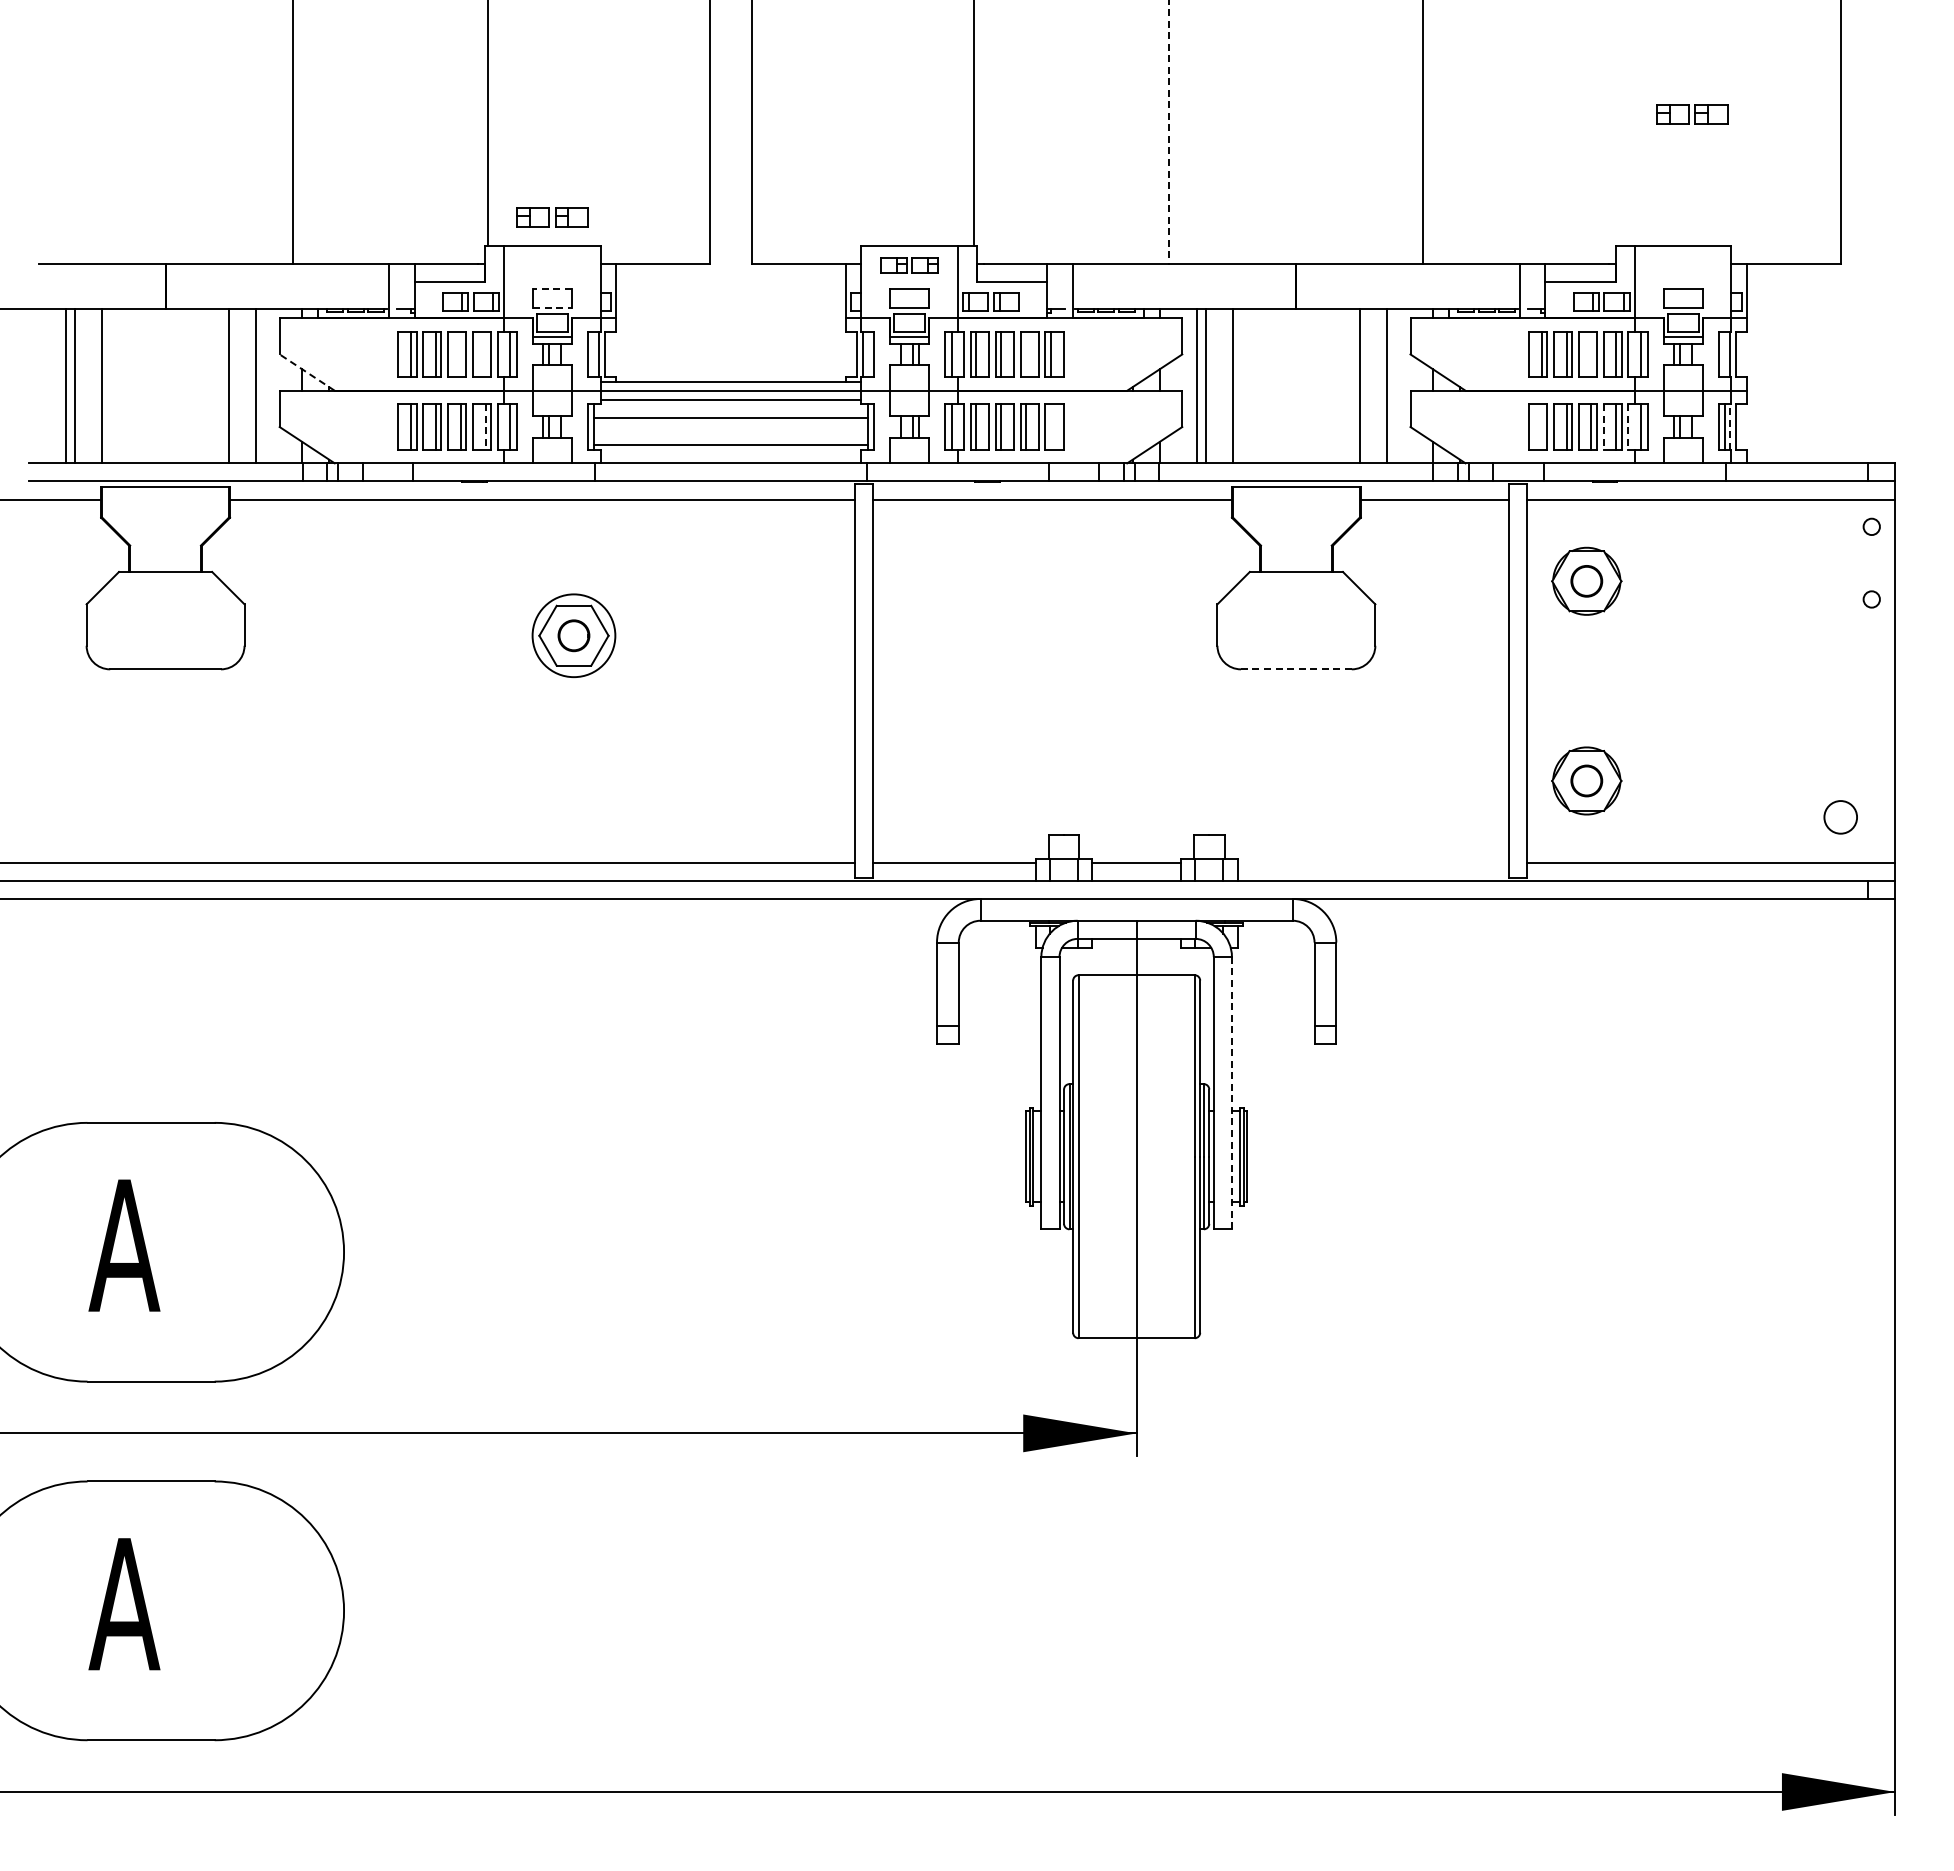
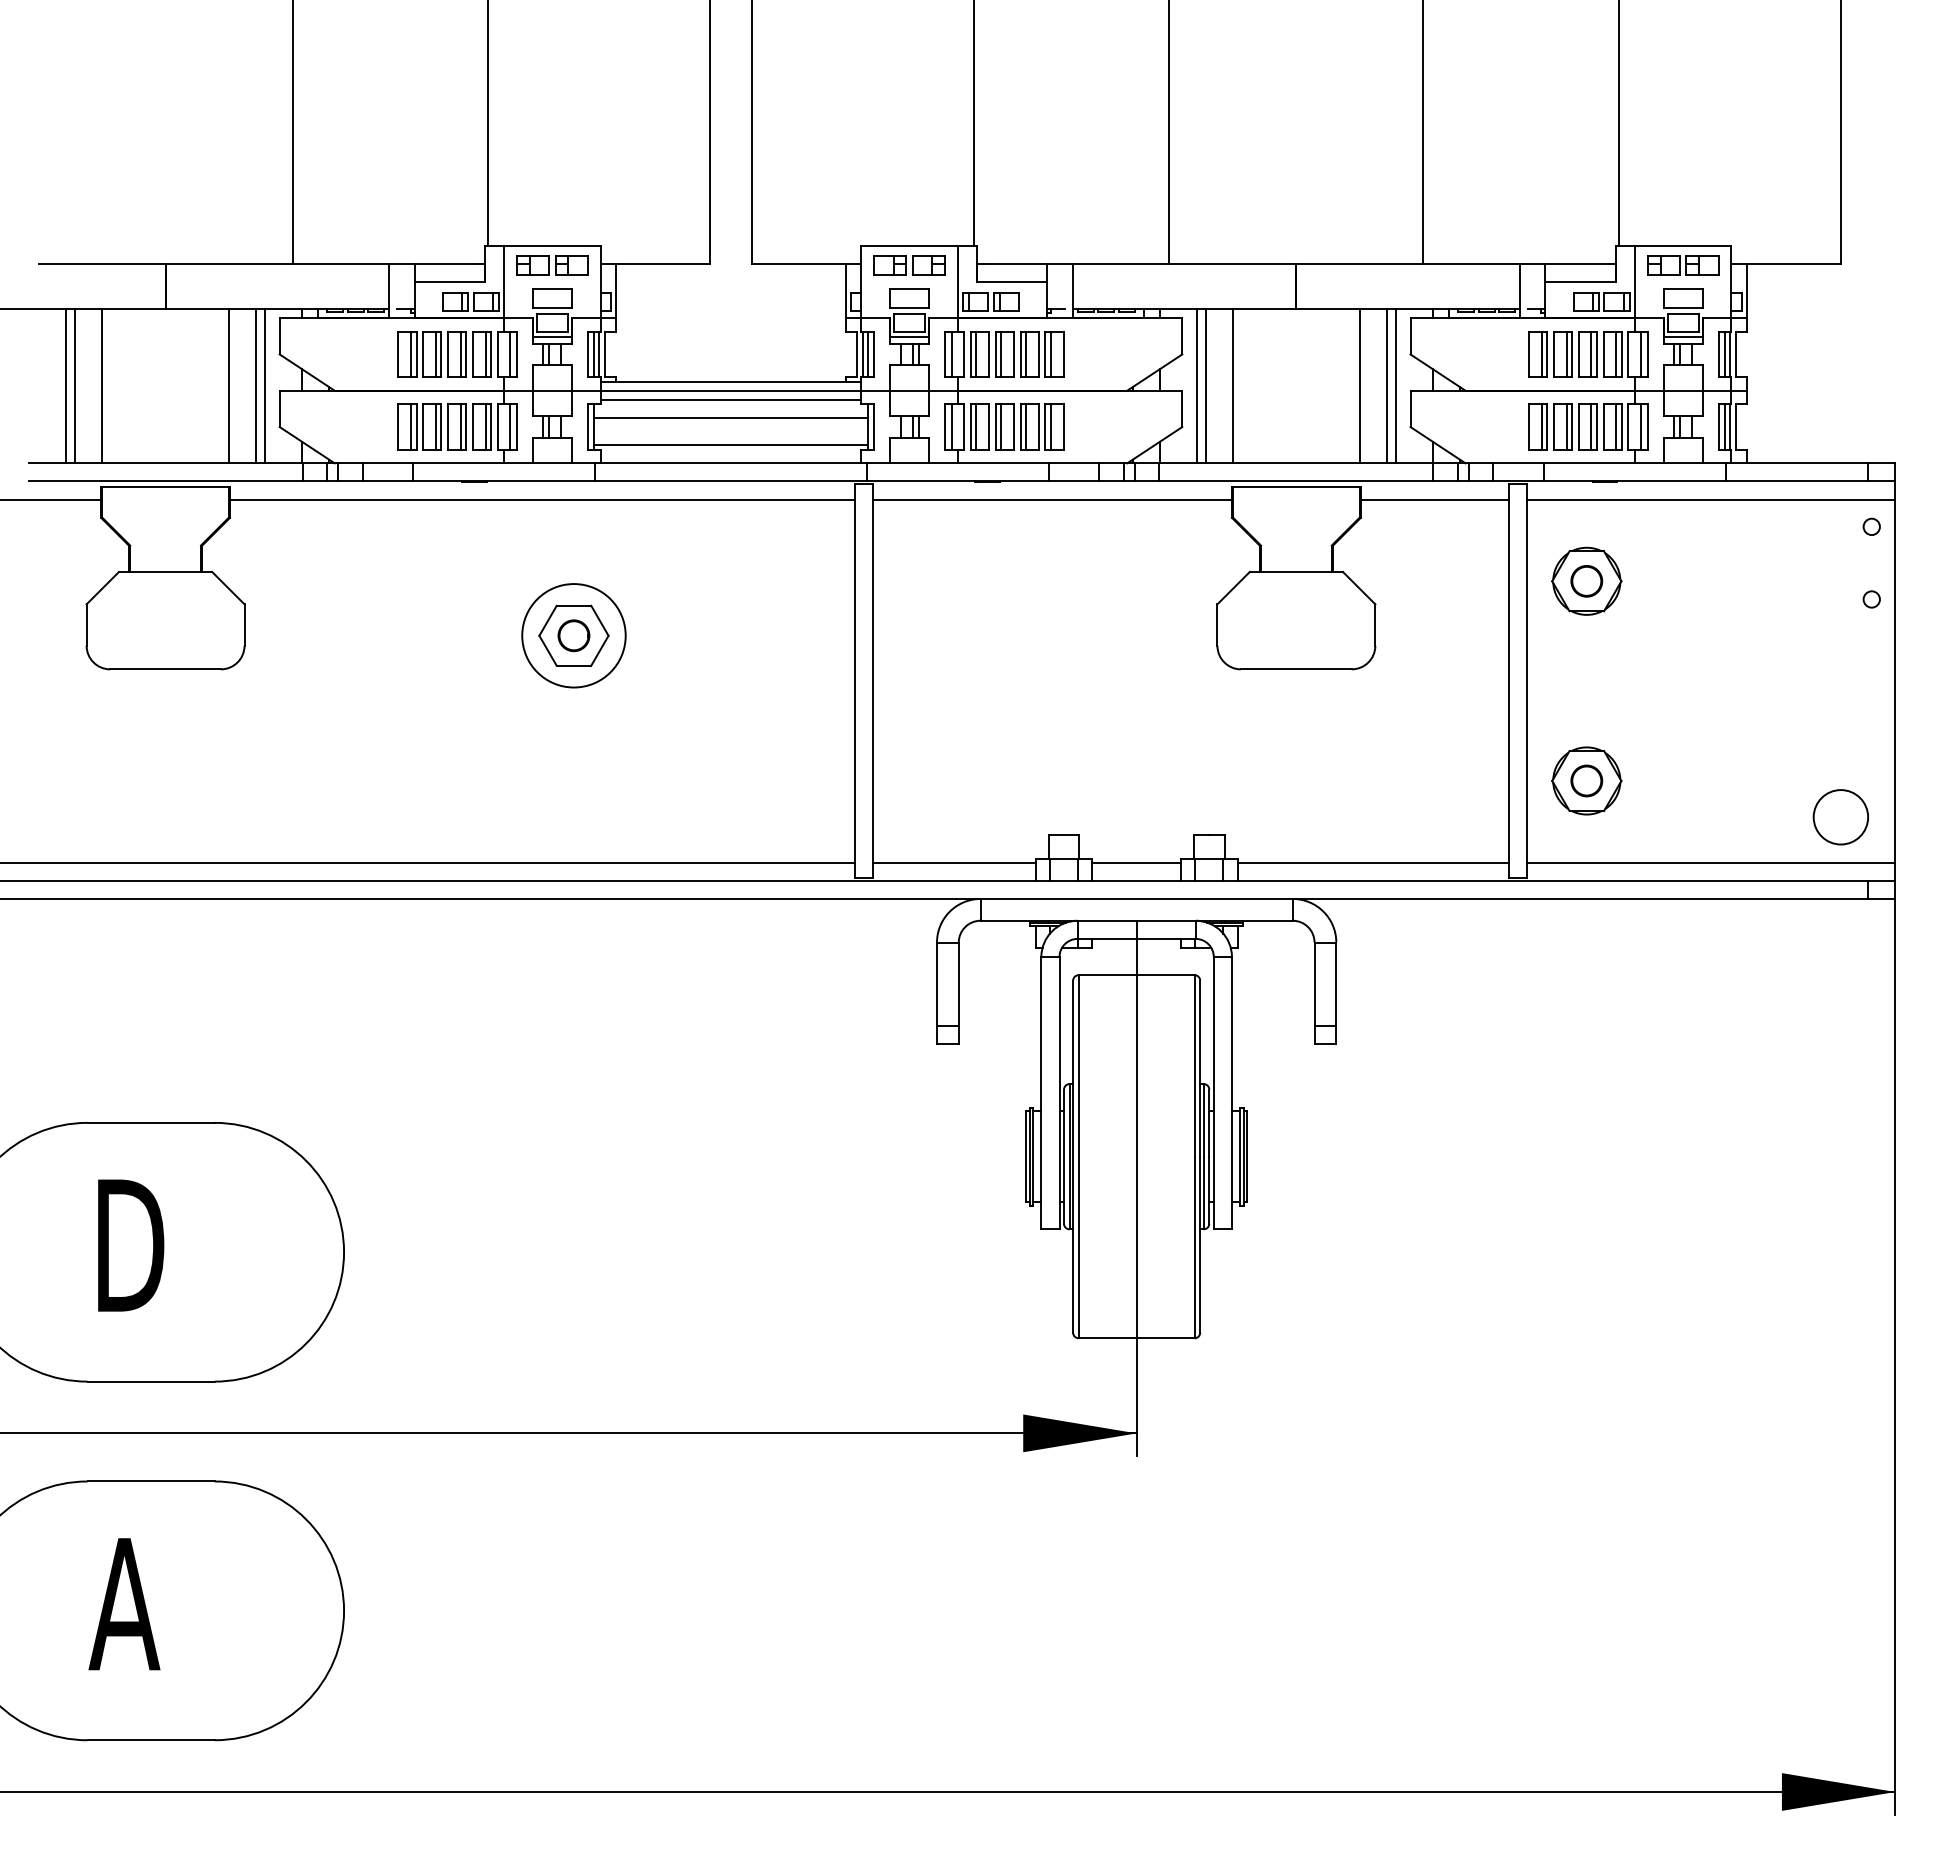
part position: (1692, 114) -> (1683, 265) (1683, 265)
line: none -> present (1618, 123)
line: dashed -> solid (1169, 131)
part position: (552, 217) -> (552, 265) (552, 265)
part size: 59x17 px -> 73x21 px (909, 265)
line: dashed -> solid (551, 289)
line: dashed -> solid (552, 308)
line: none -> present (460, 354)
line: none -> present (485, 354)
line: none -> present (593, 354)
line: none -> present (868, 354)
line: none -> present (1026, 354)
line: none -> present (1591, 354)
line: none -> present (1724, 354)
line: dashed -> solid (307, 372)
line: none -> present (265, 386)
line: none -> present (1396, 386)
line: none -> present (1051, 426)
line: none -> present (1541, 426)
line: dashed -> solid (485, 427)
line: dashed -> solid (1603, 427)
line: dashed -> solid (1628, 427)
line: dashed -> solid (1729, 427)
circle diameter: 83 px -> 103 px (573, 635)
line: dashed -> solid (1295, 669)
circle size: 35x35 px -> 57x57 px (1840, 817)
line: none -> present (1372, 862)
line: dashed -> solid (1231, 1092)
text: A -> D (126, 1245)
